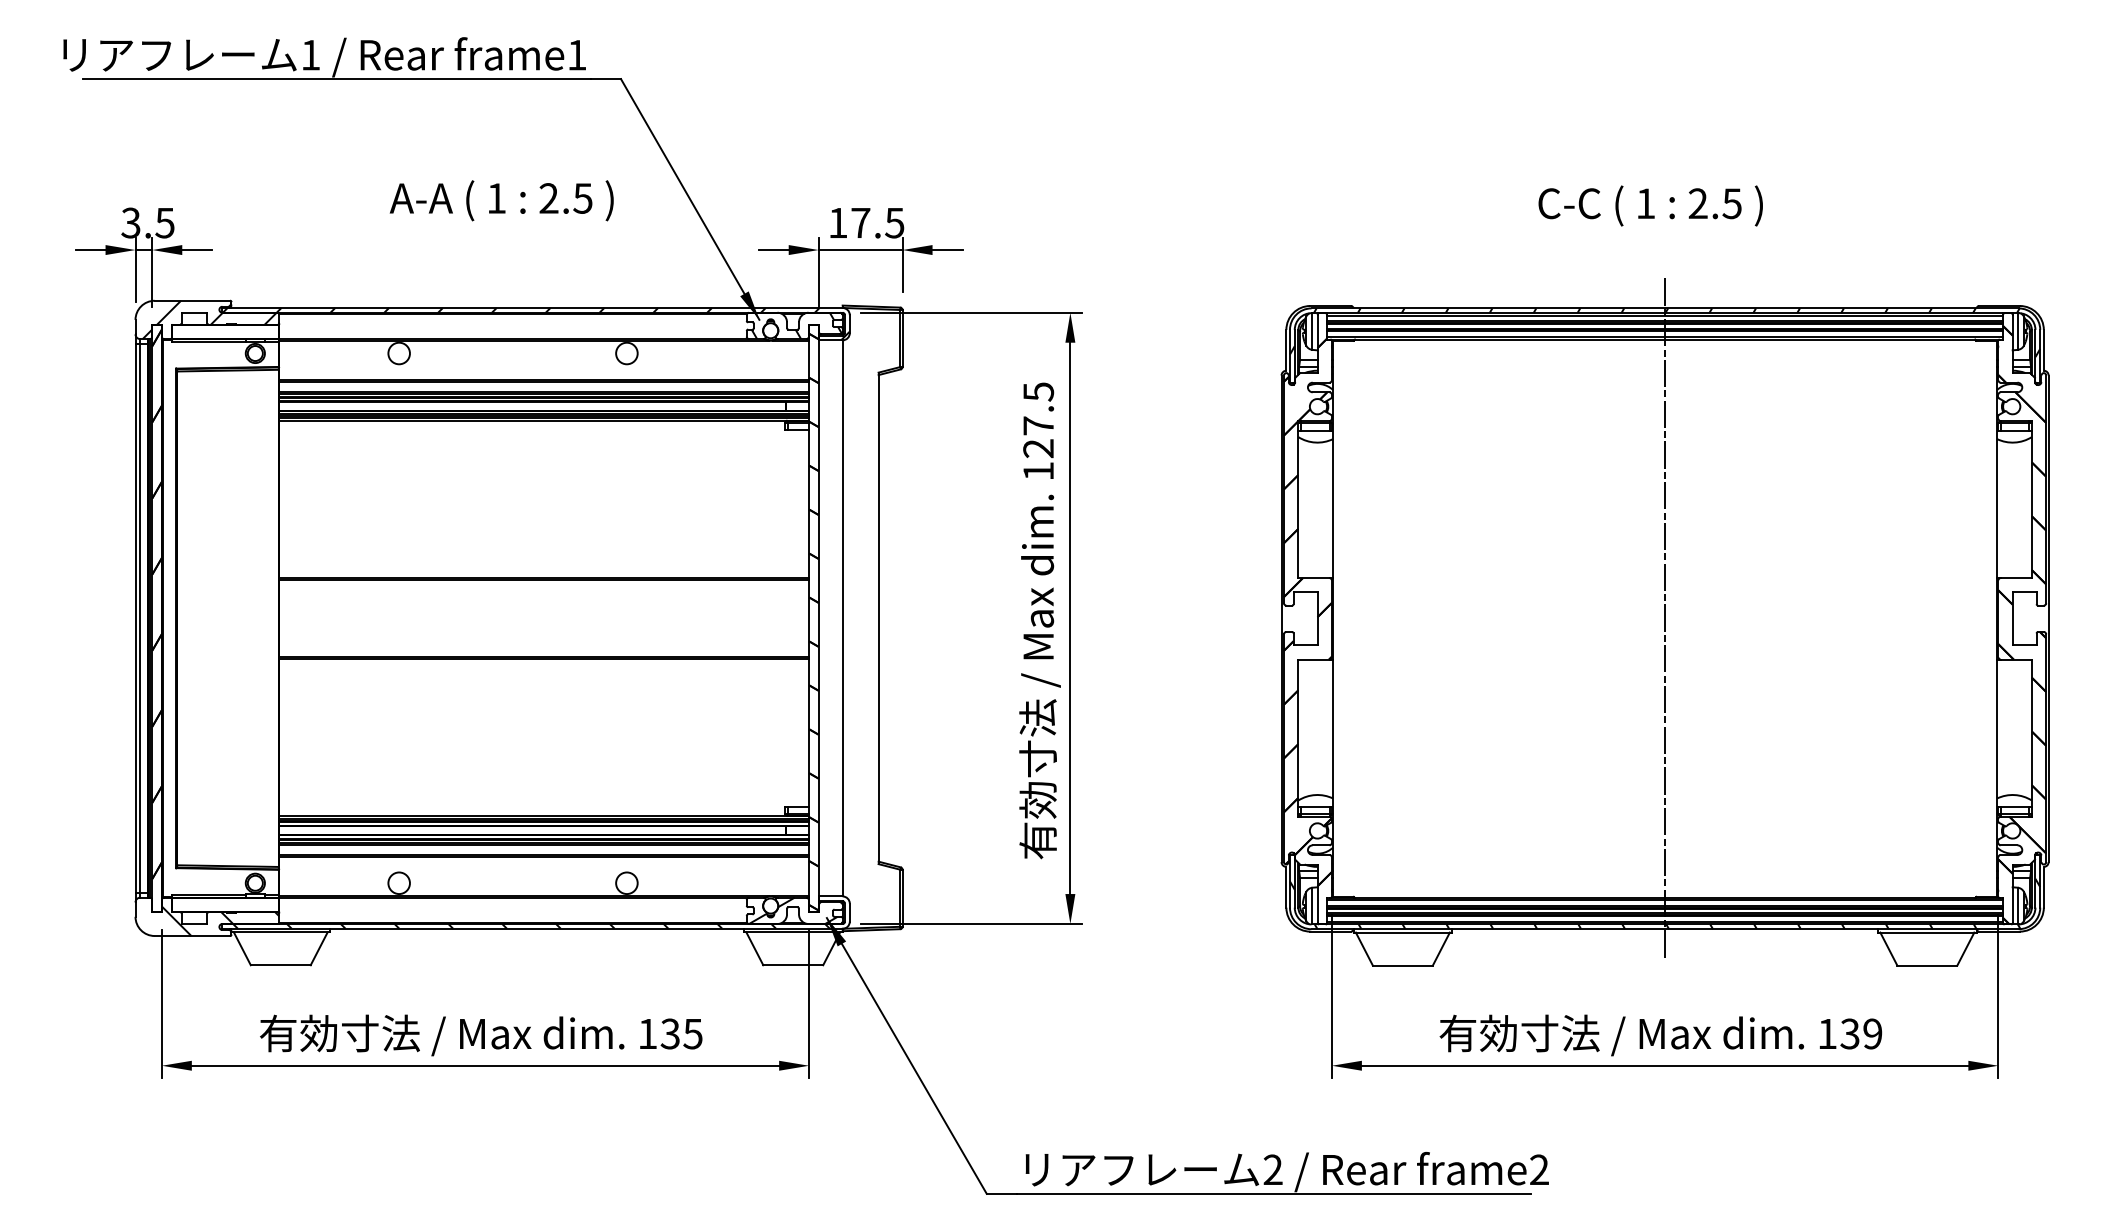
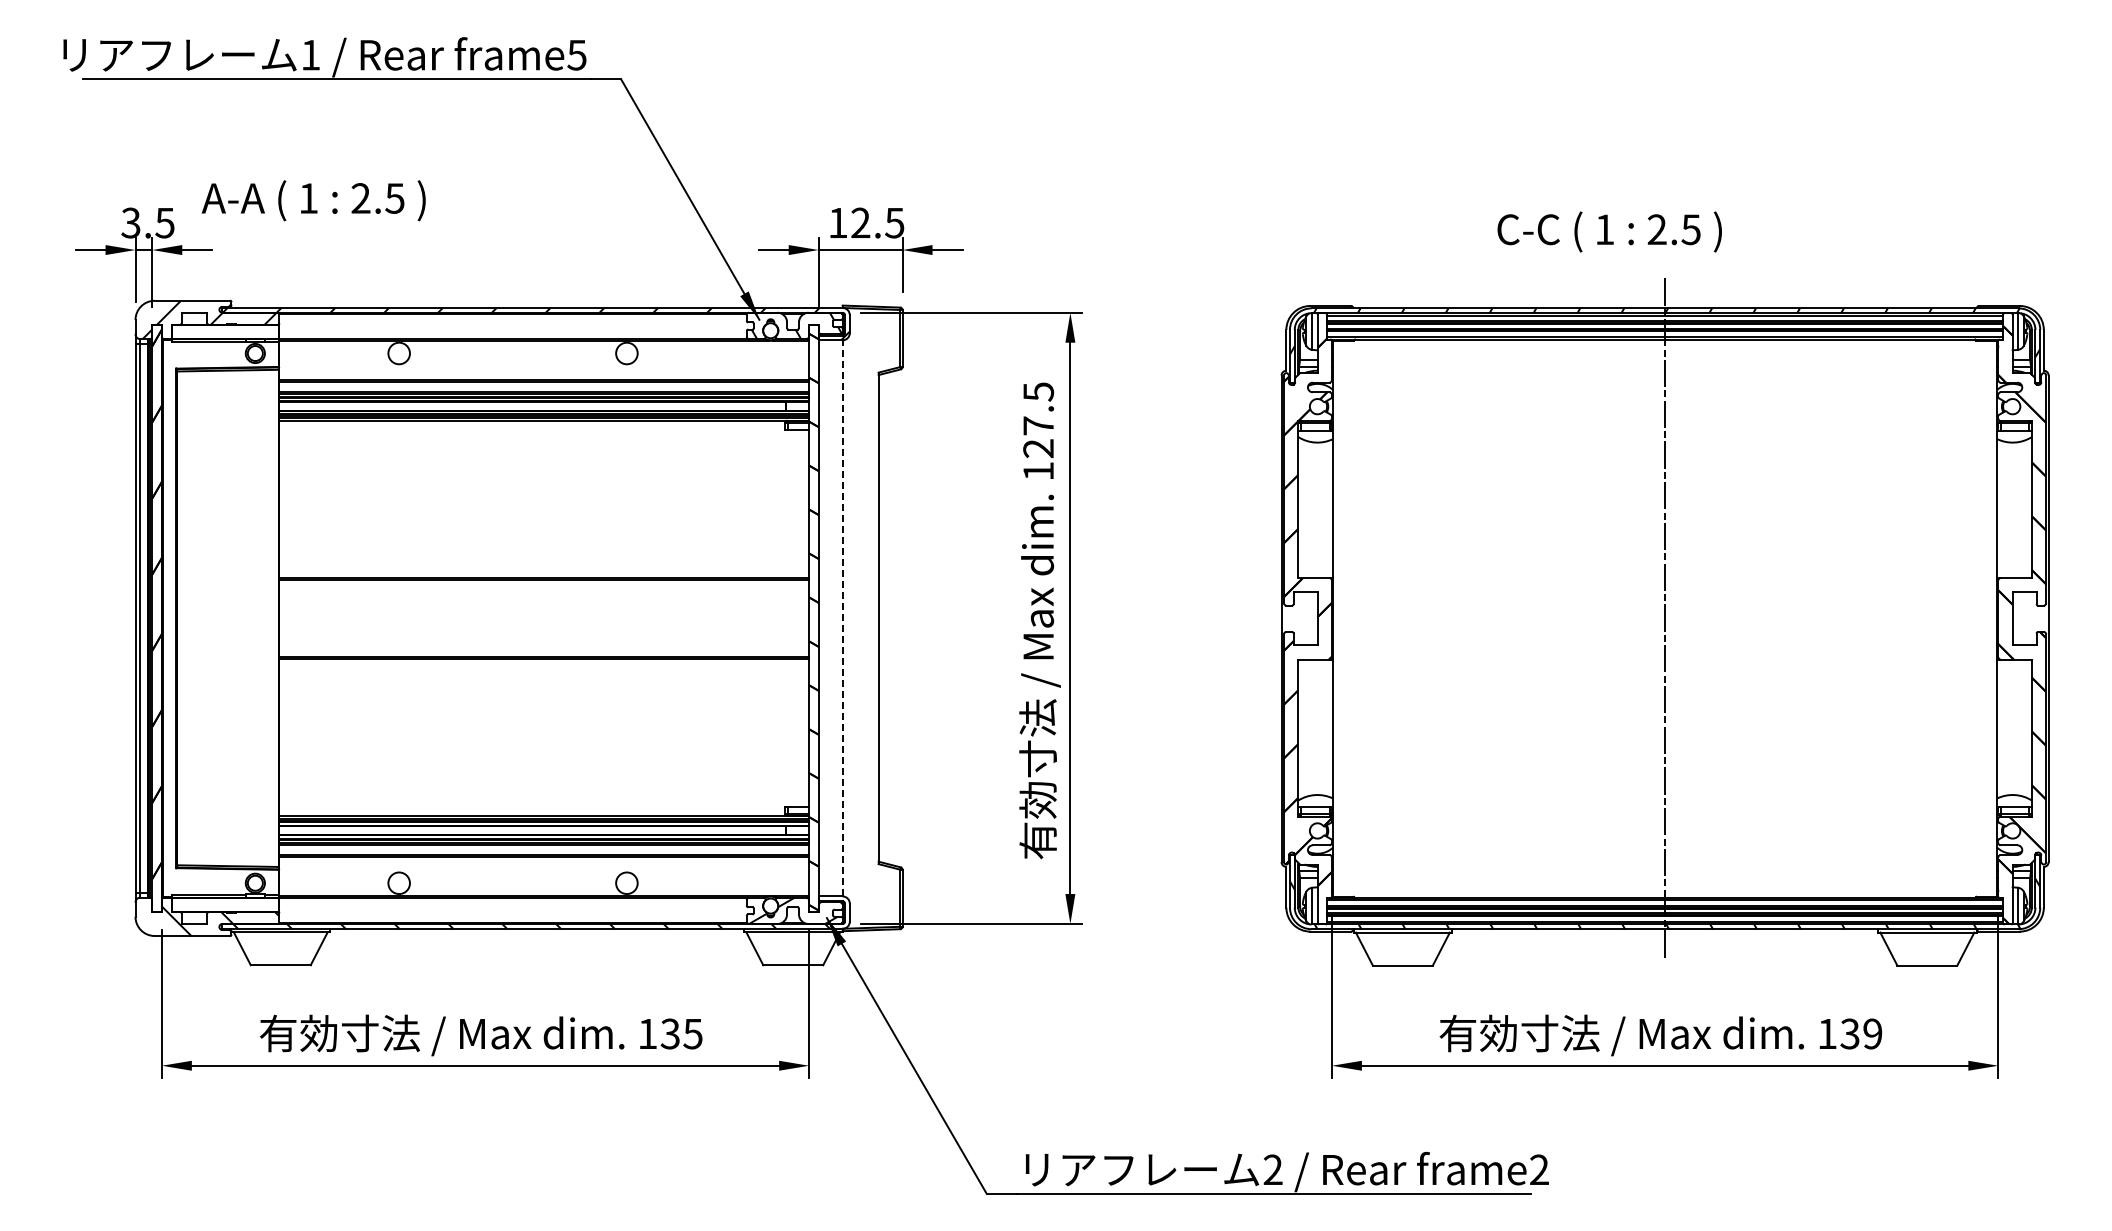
text: frame1 -> frame5 (576, 55)
text position: (501, 200) -> (313, 200) (313, 200)
text position: (1650, 205) -> (1609, 231) (1609, 231)
text: 17.5 -> 12.5 (860, 222)
line: solid -> dashed (842, 617)
